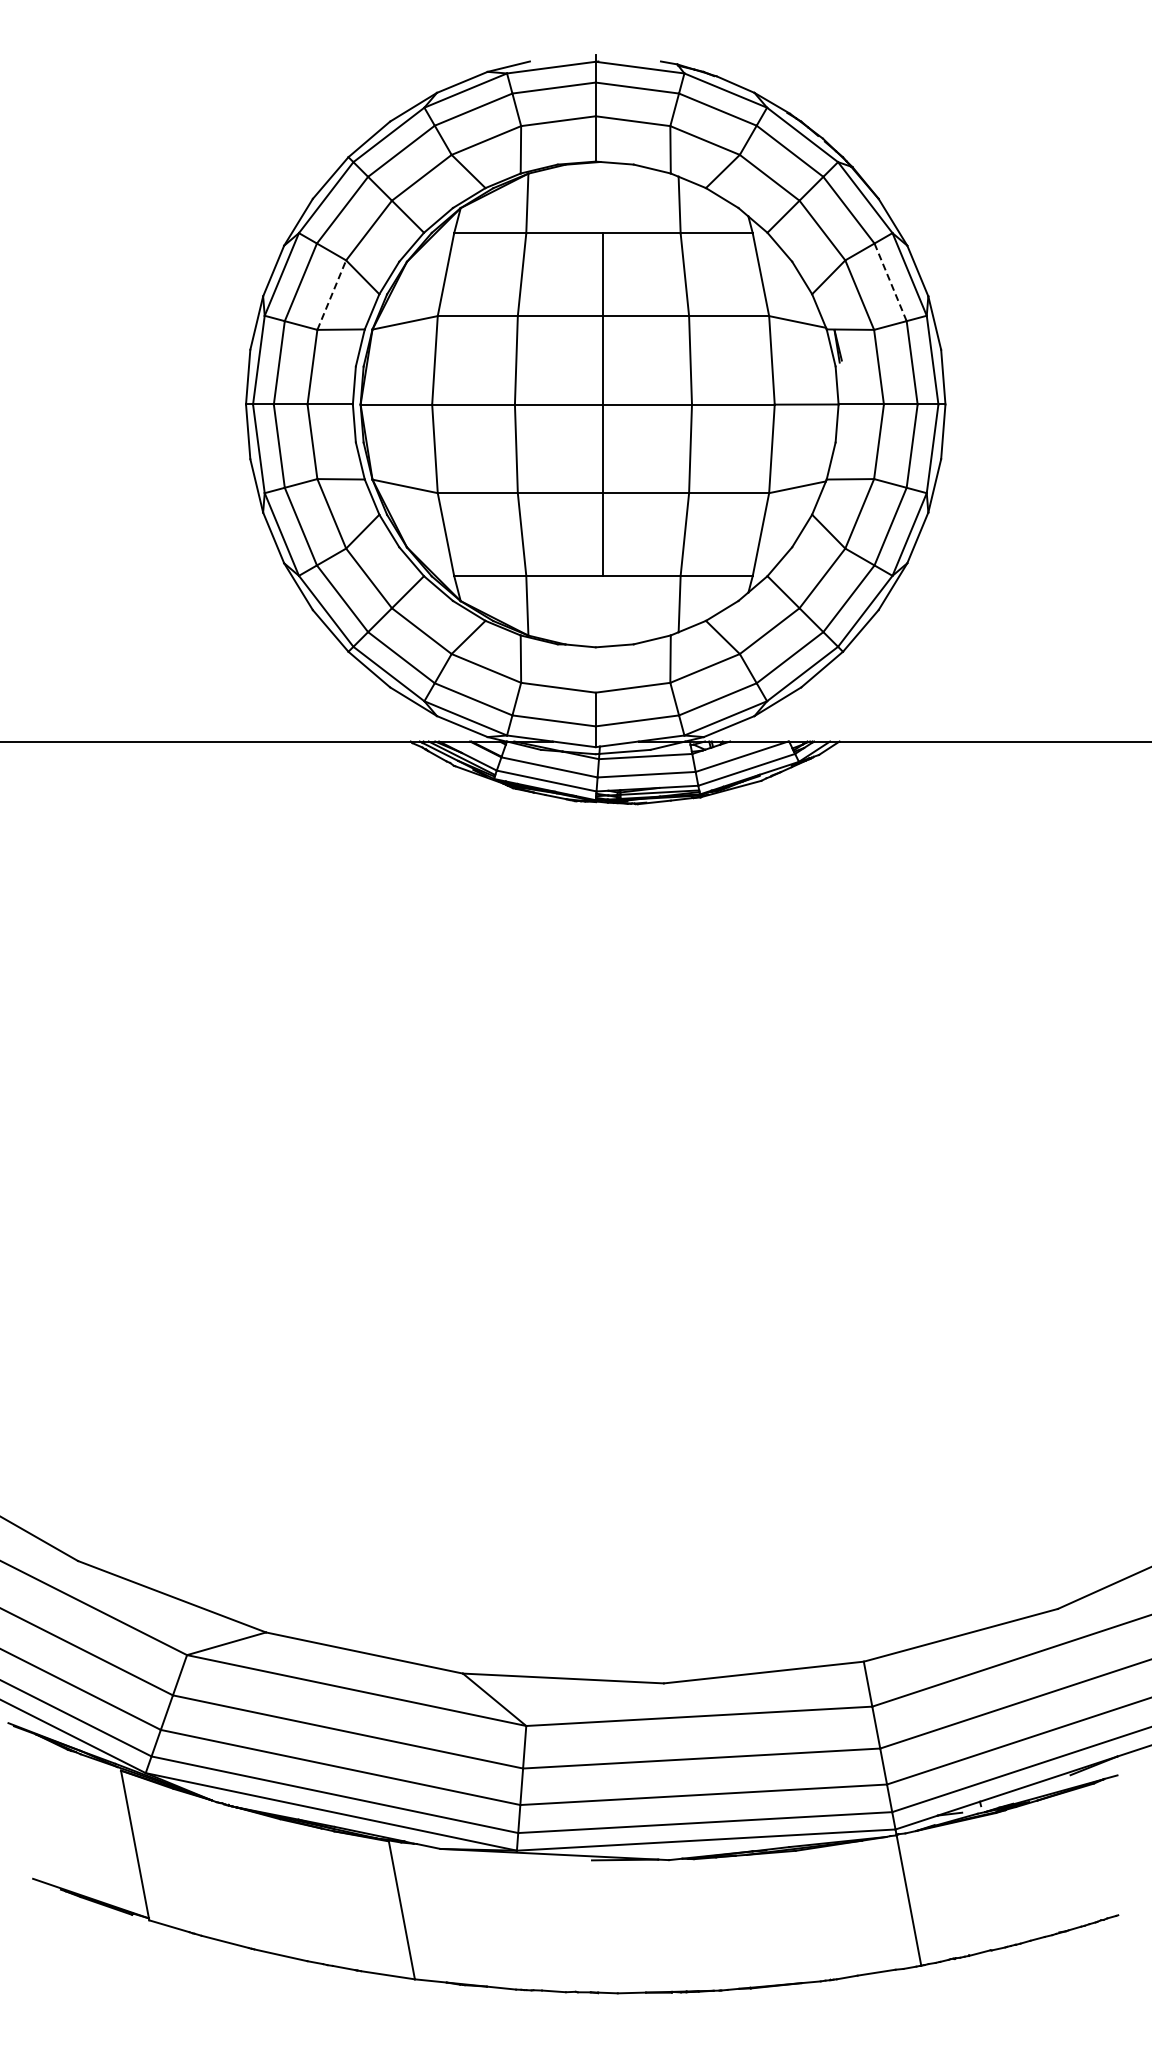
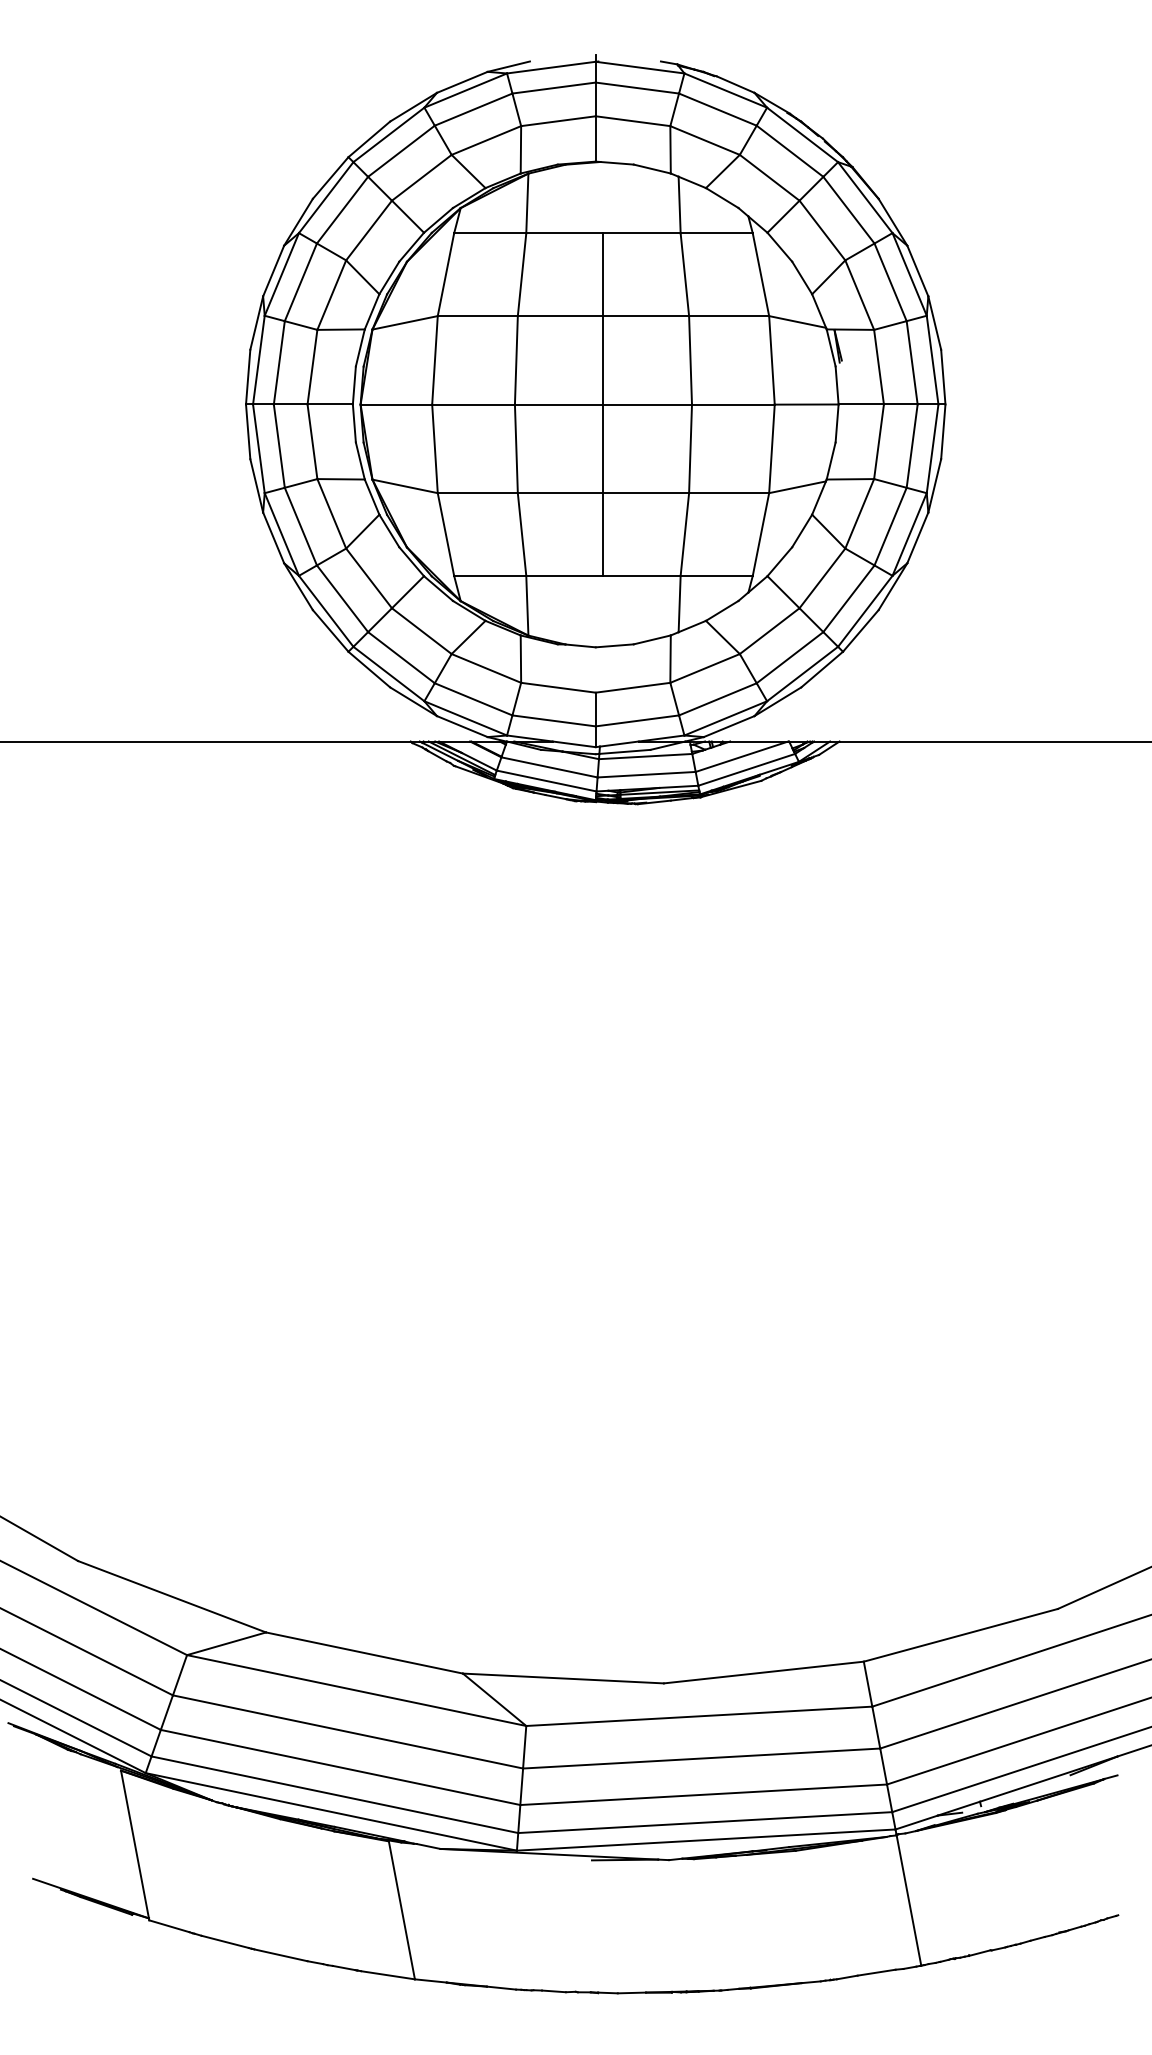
line: dashed -> solid (890, 282)
line: dashed -> solid (331, 295)
